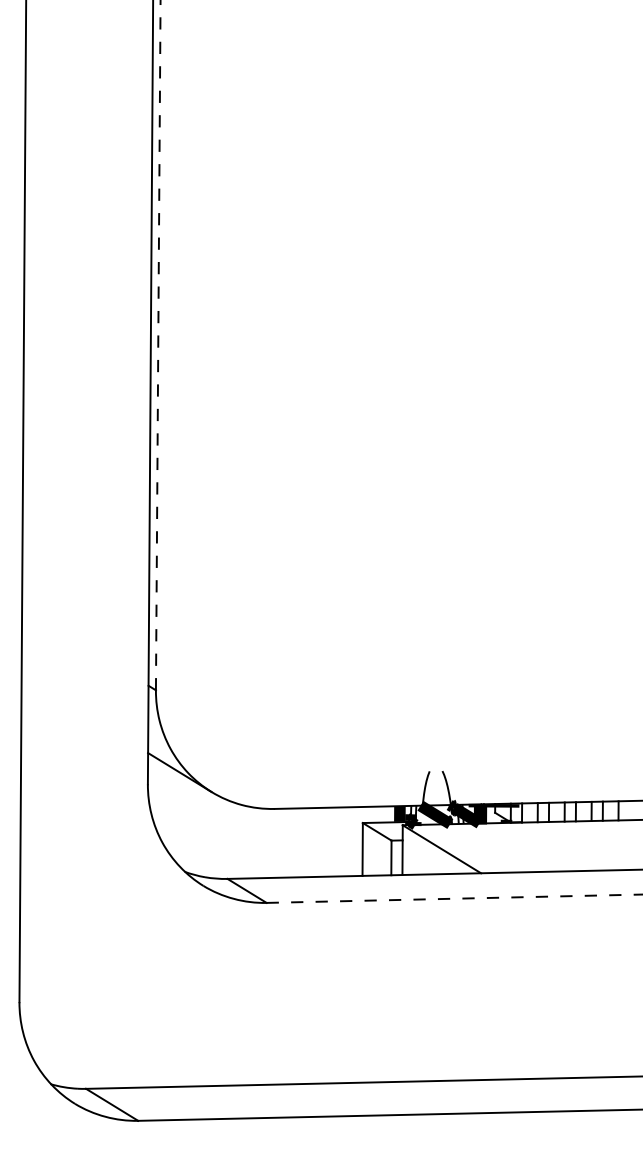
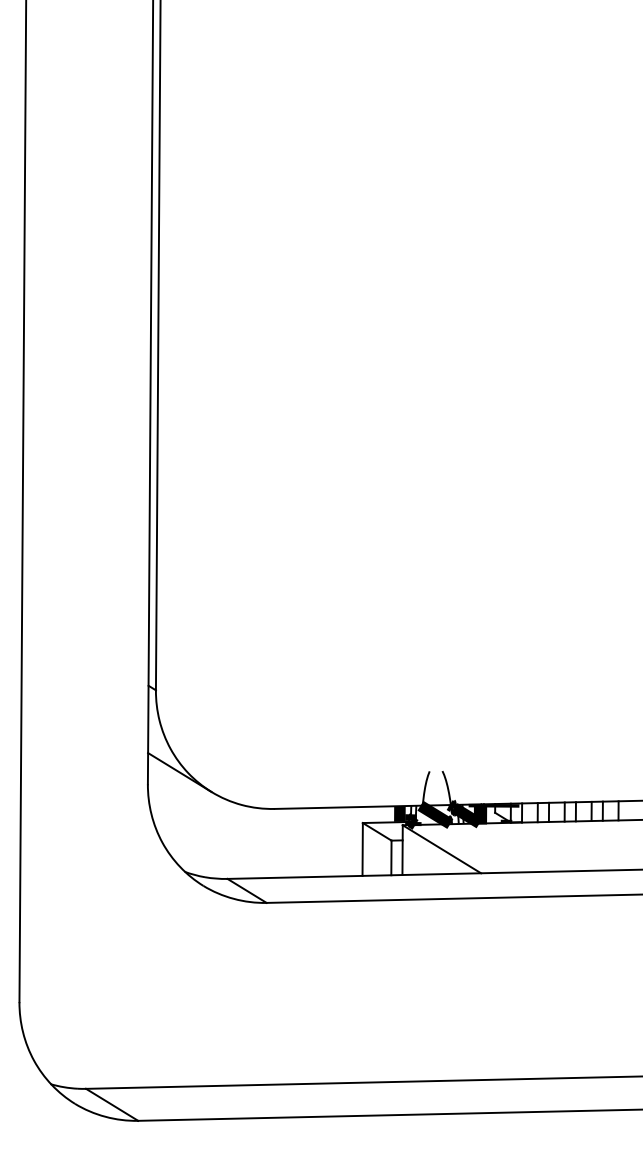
line: dashed -> solid (158, 345)
line: dashed -> solid (454, 898)
